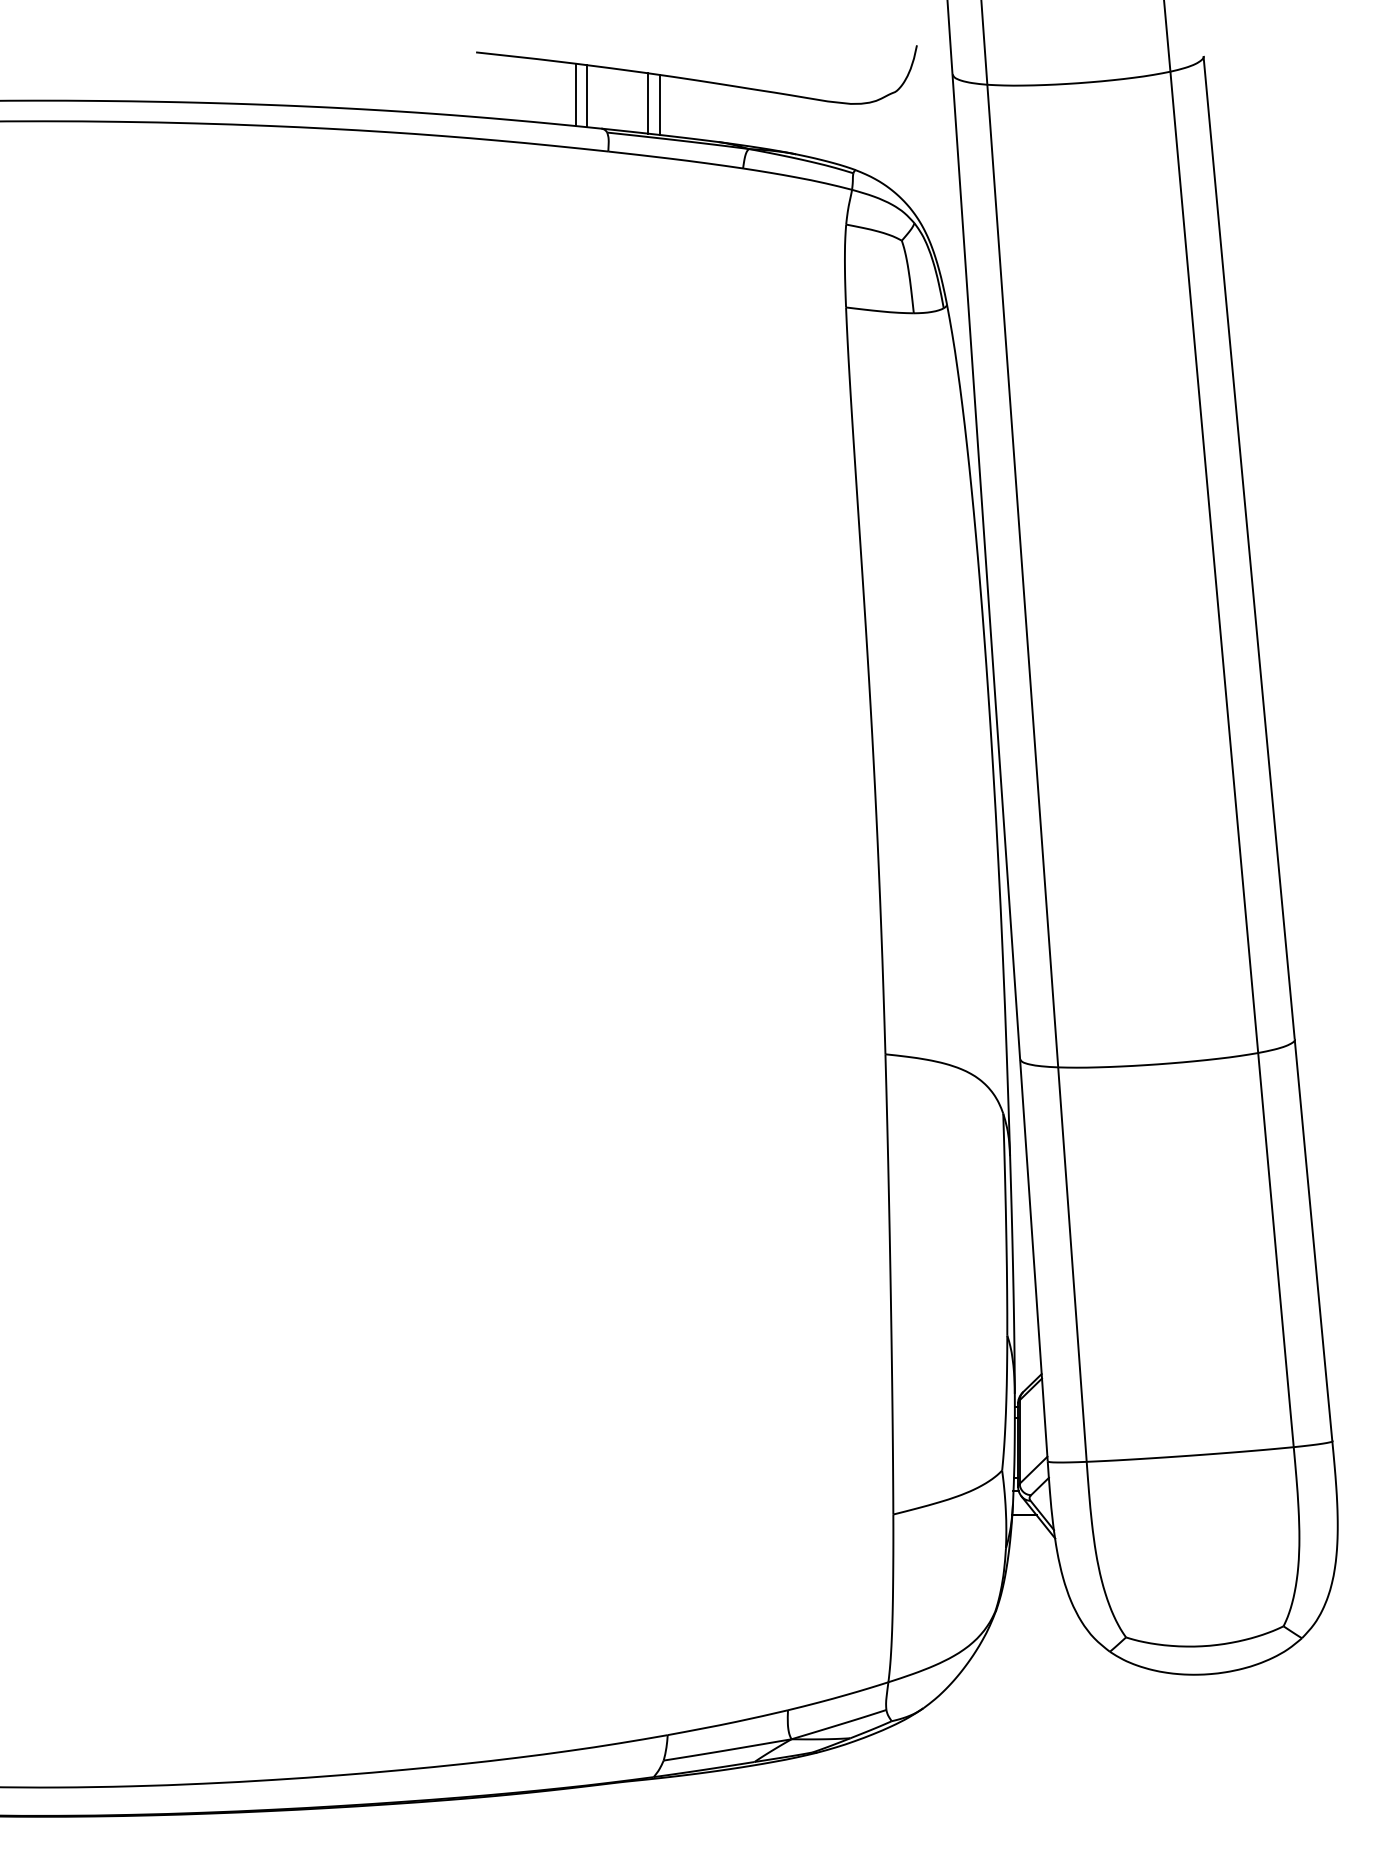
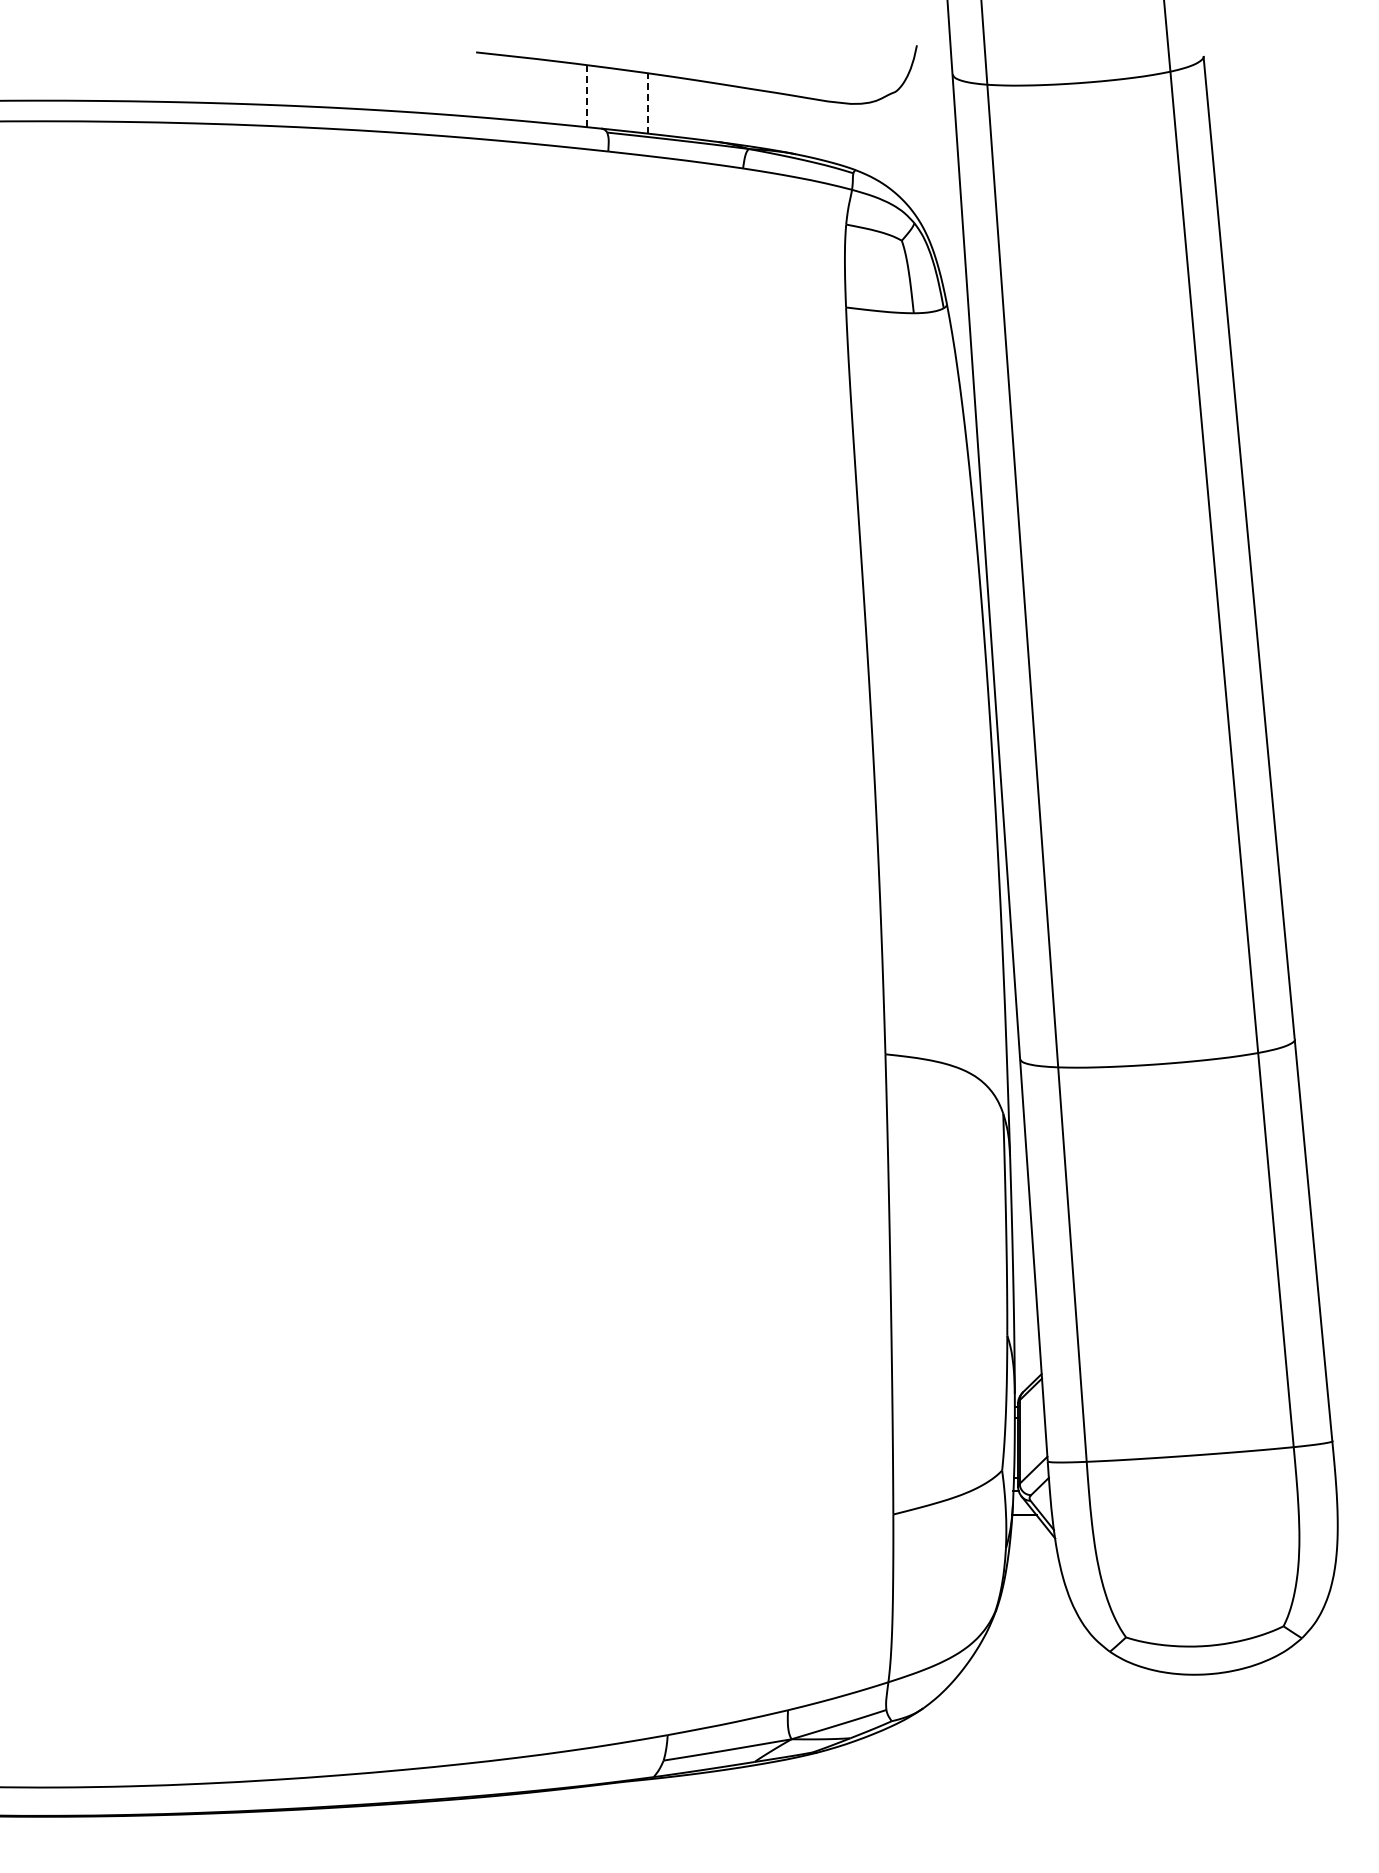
line: present -> none (575, 94)
line: solid -> dashed (587, 96)
line: solid -> dashed (648, 102)
line: present -> none (659, 104)
